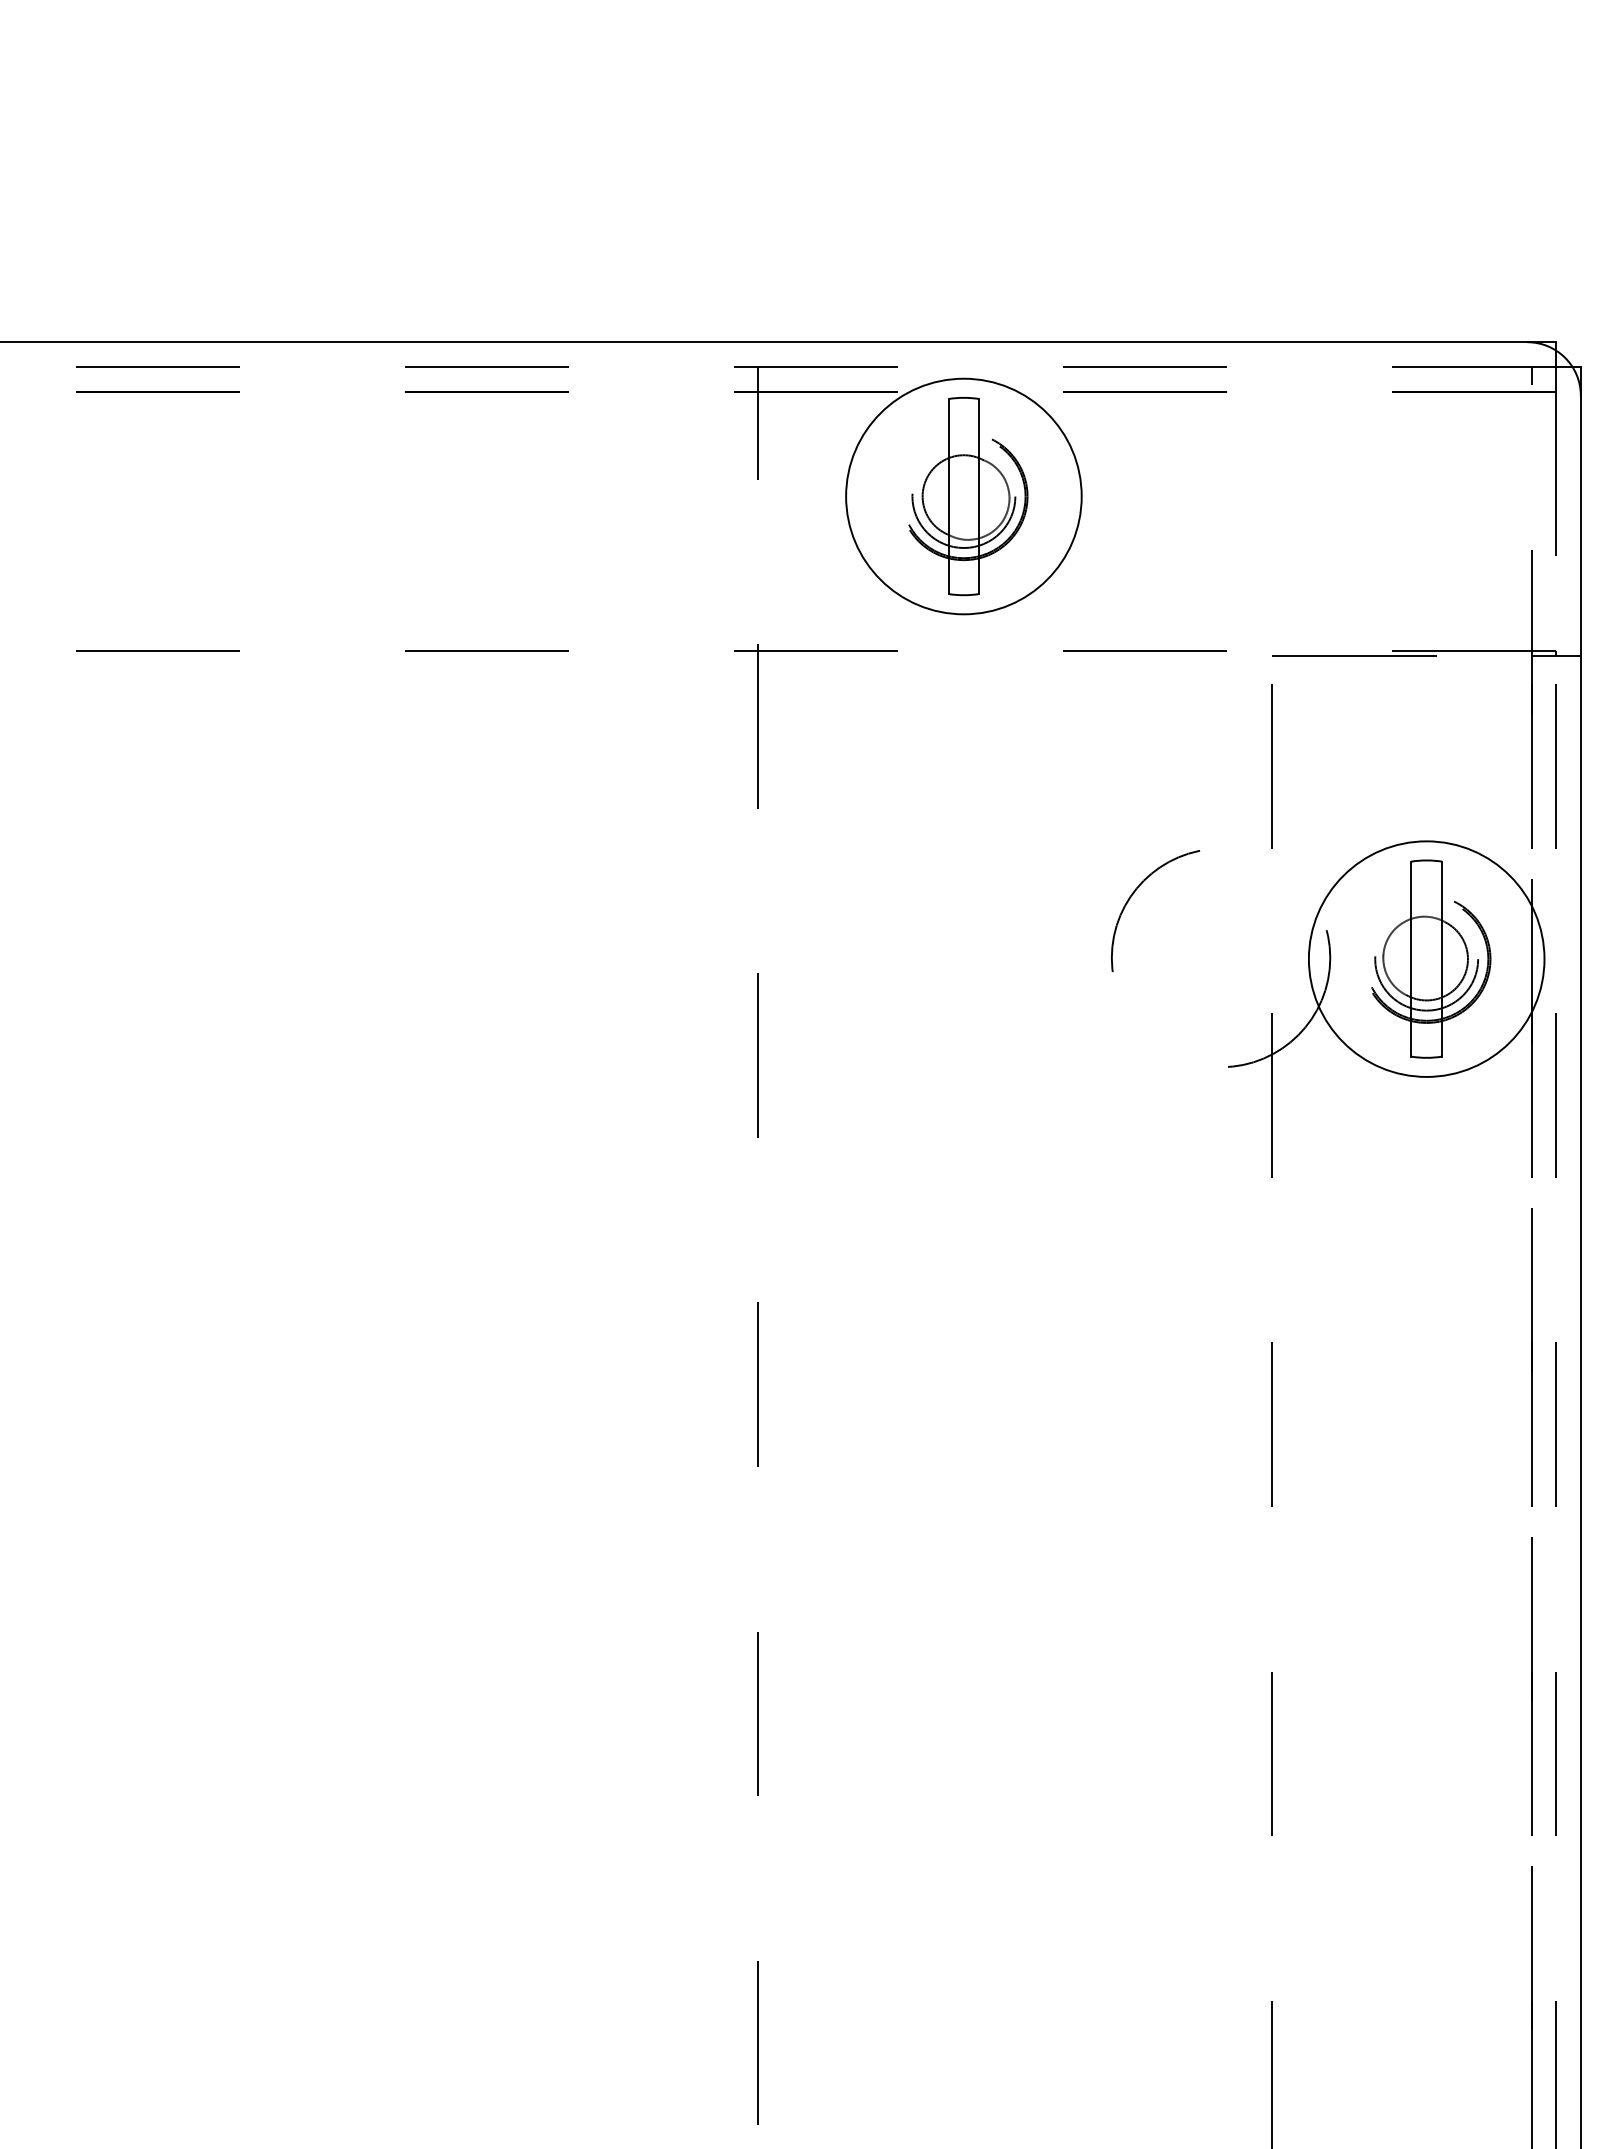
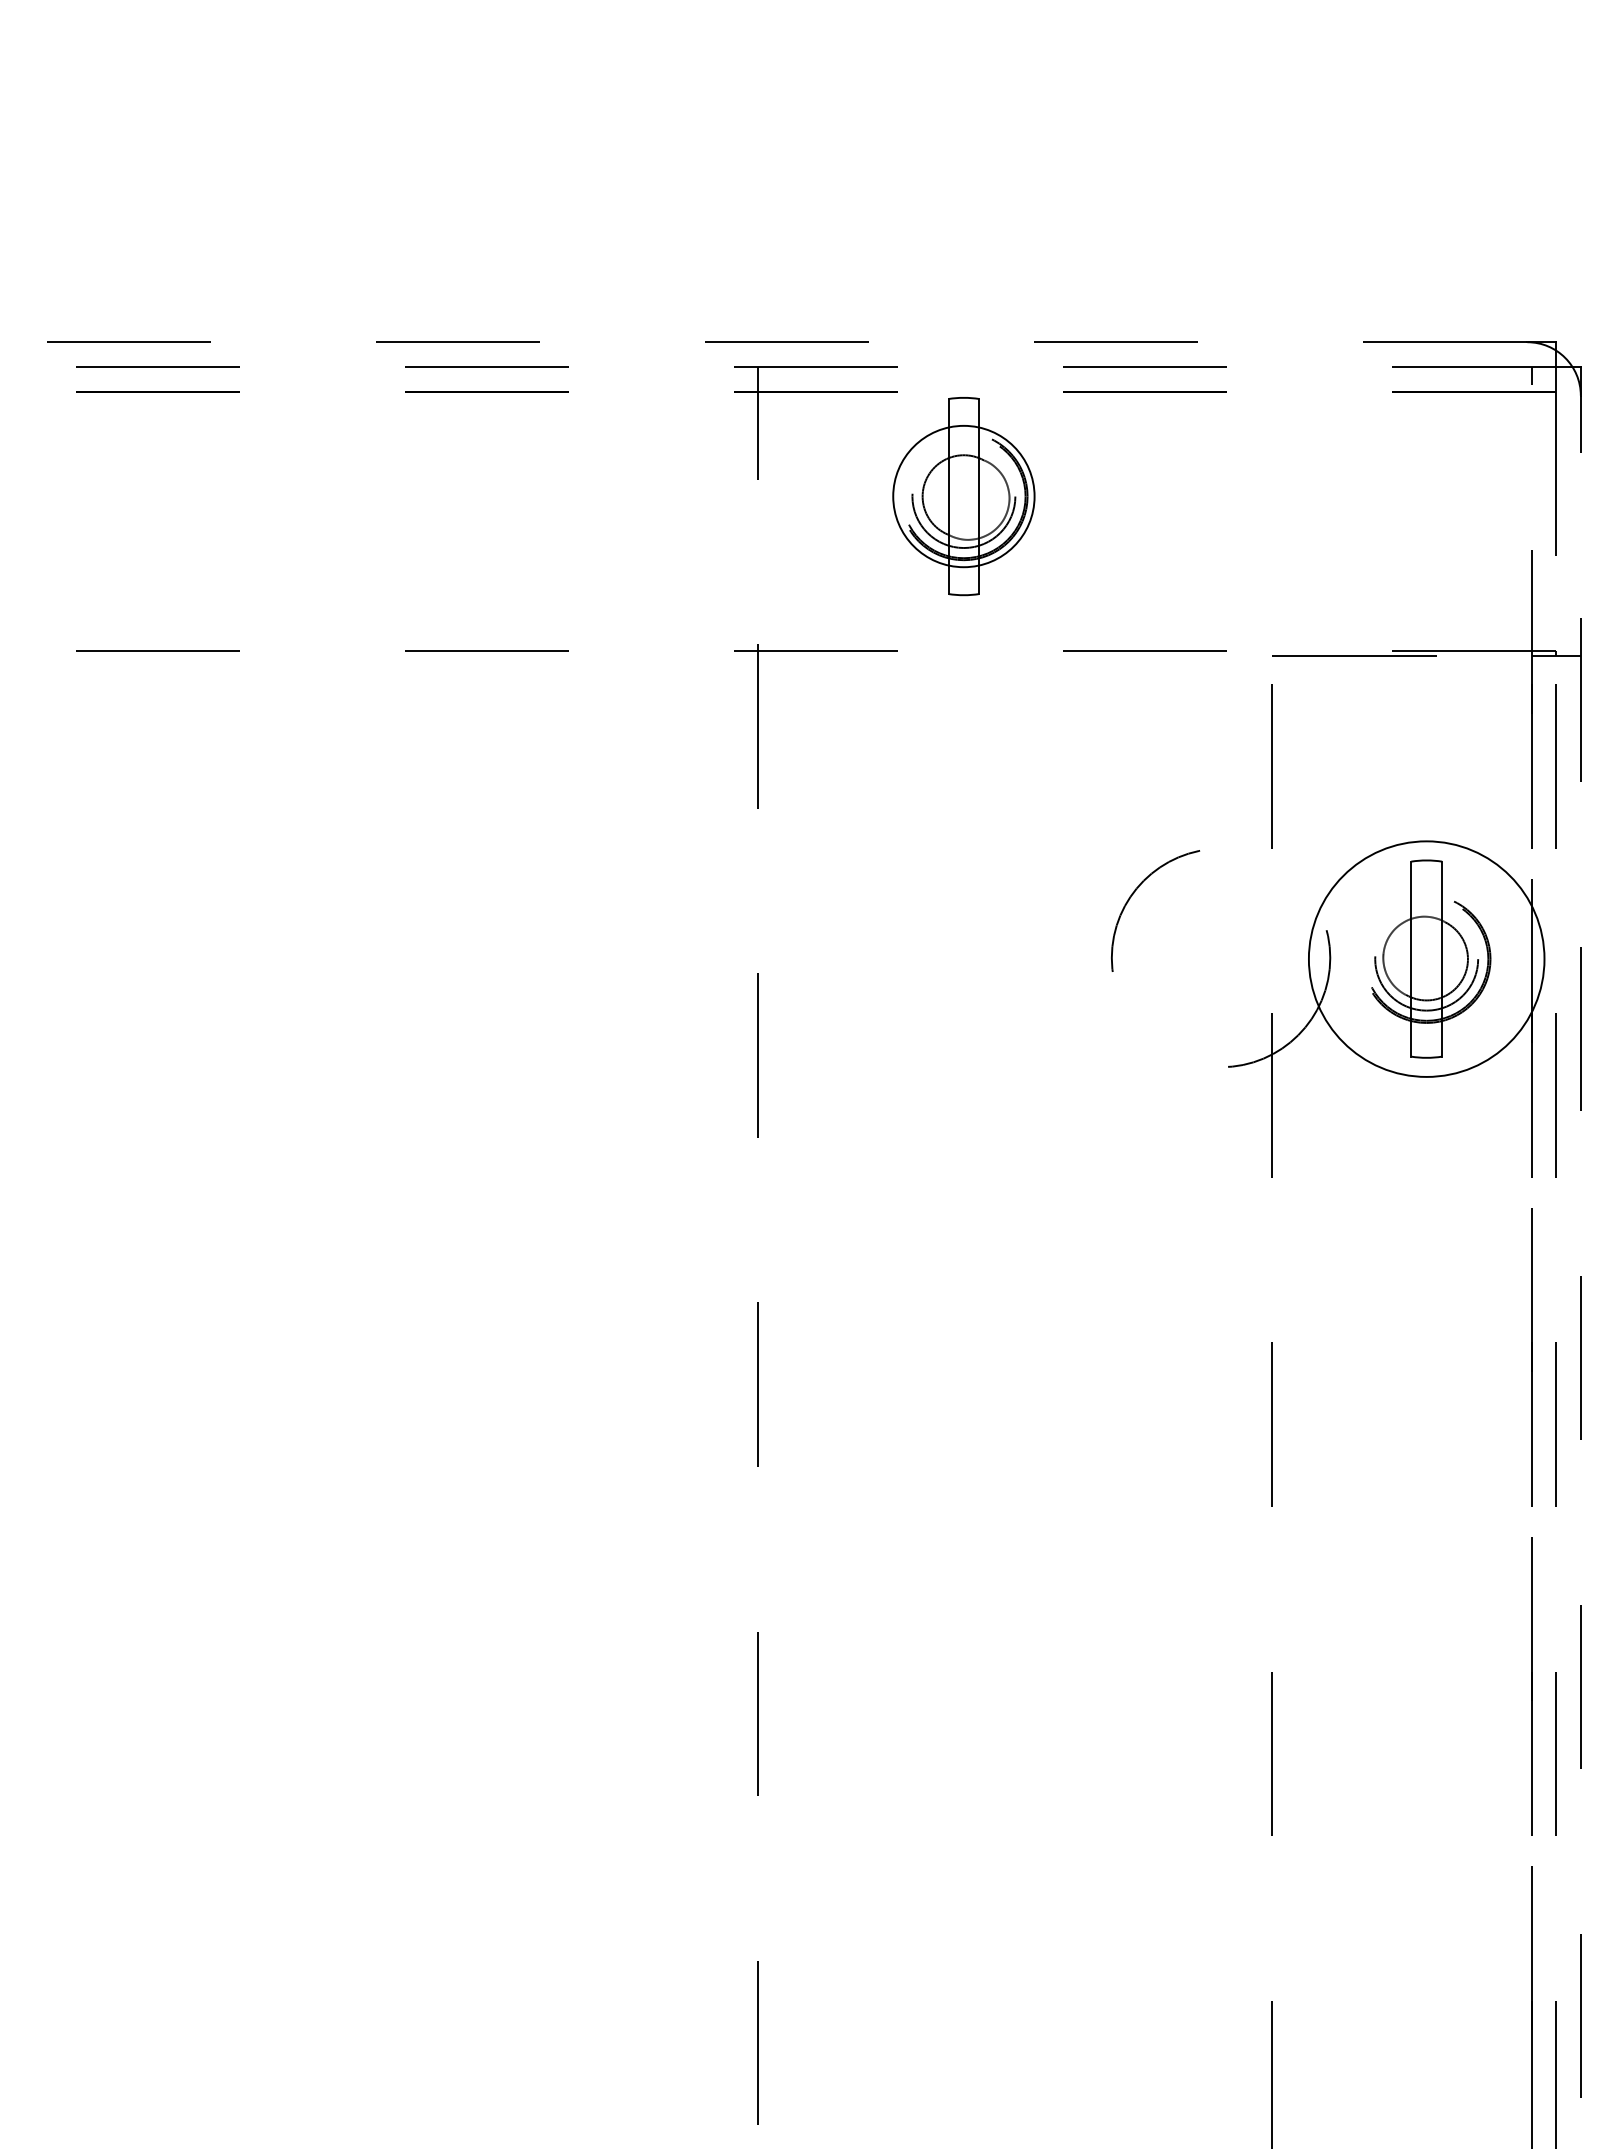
line: solid -> dashed (763, 342)
circle diameter: 236 px -> 141 px (963, 496)
line: solid -> dashed (1580, 1271)
